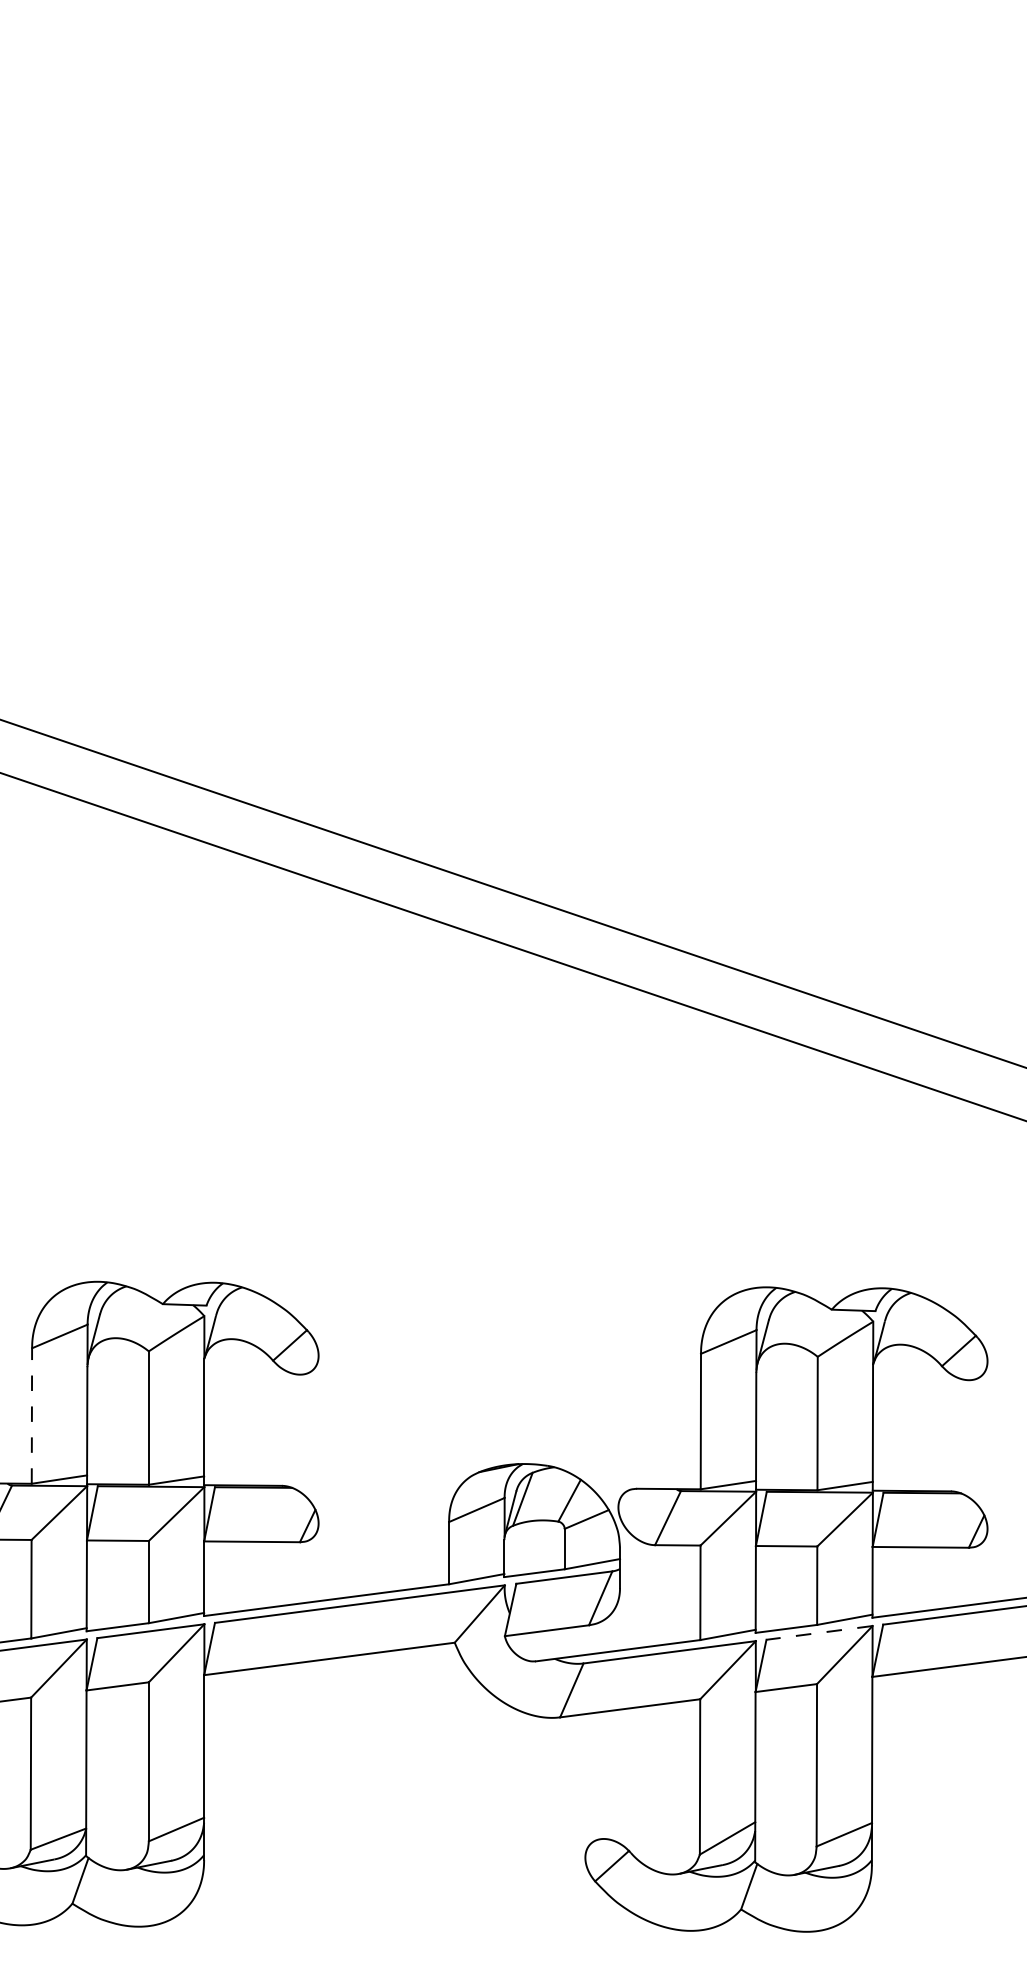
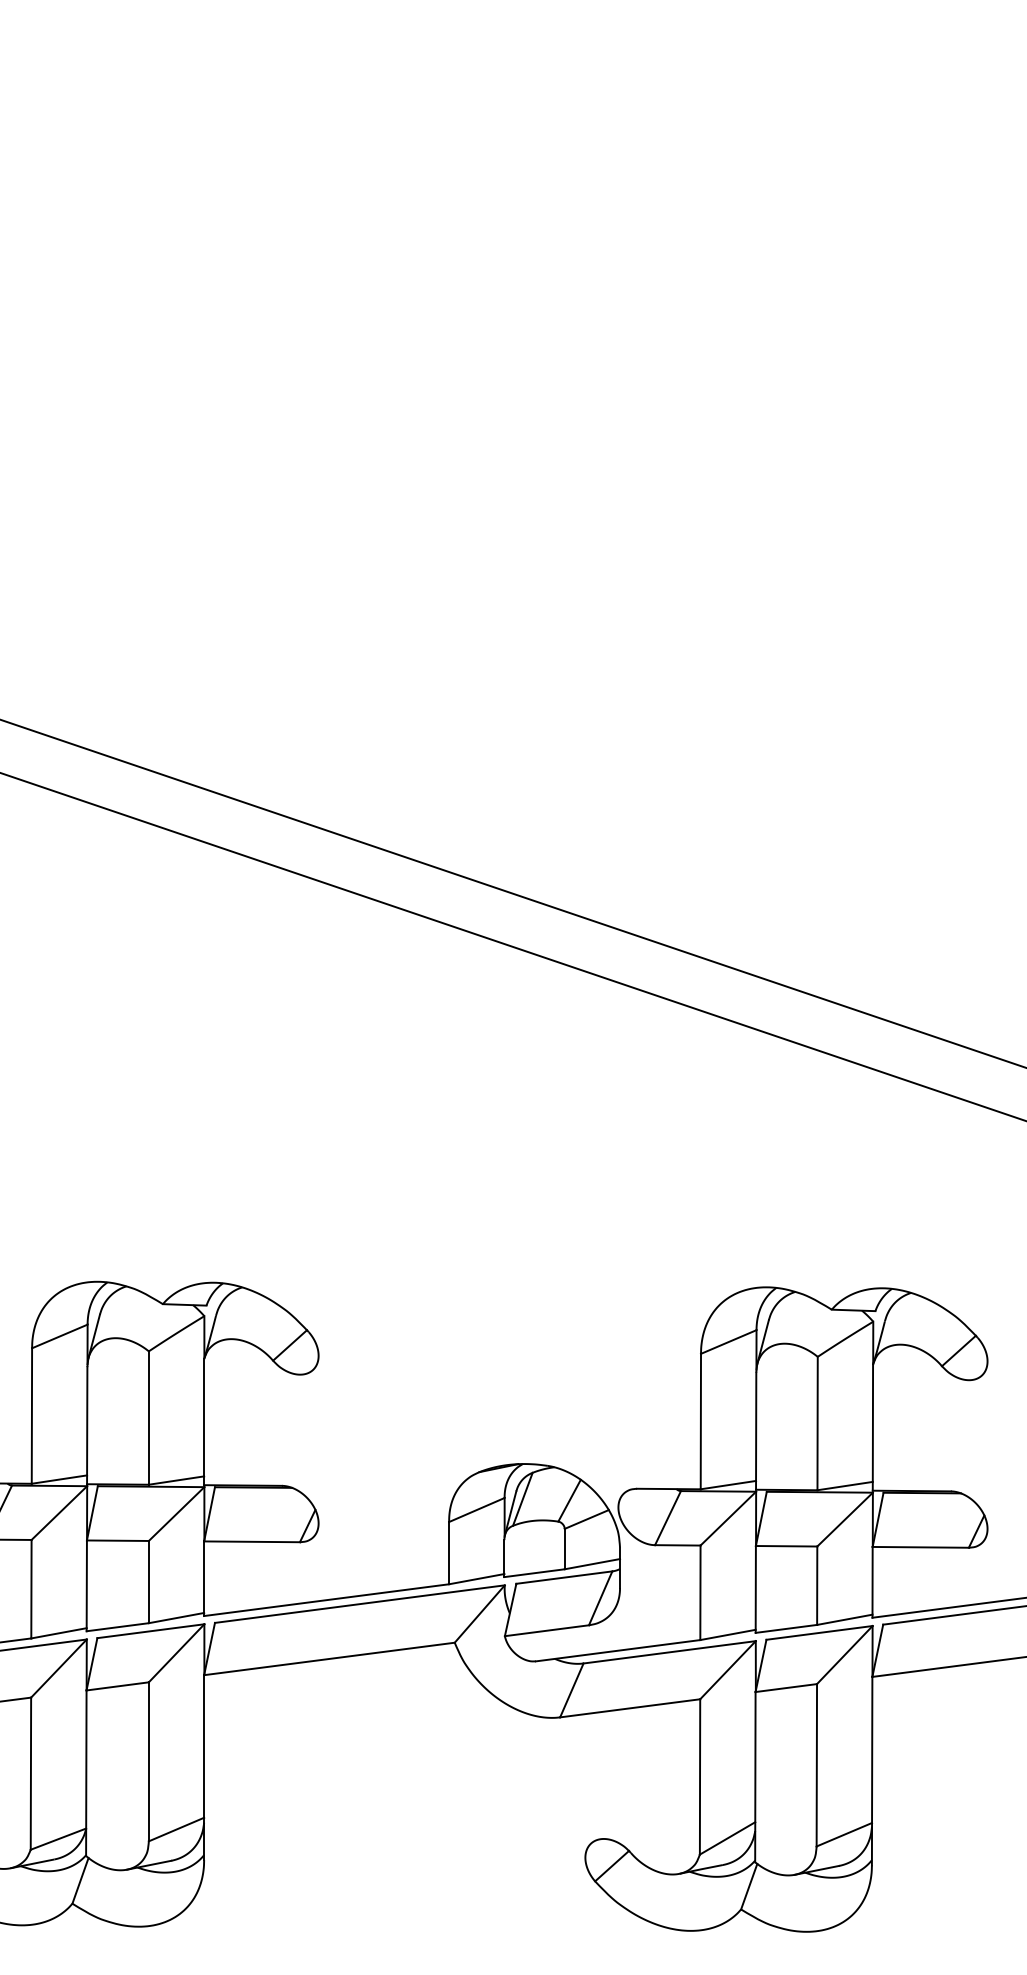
line: dashed -> solid (31, 1416)
line: dashed -> solid (819, 1632)
